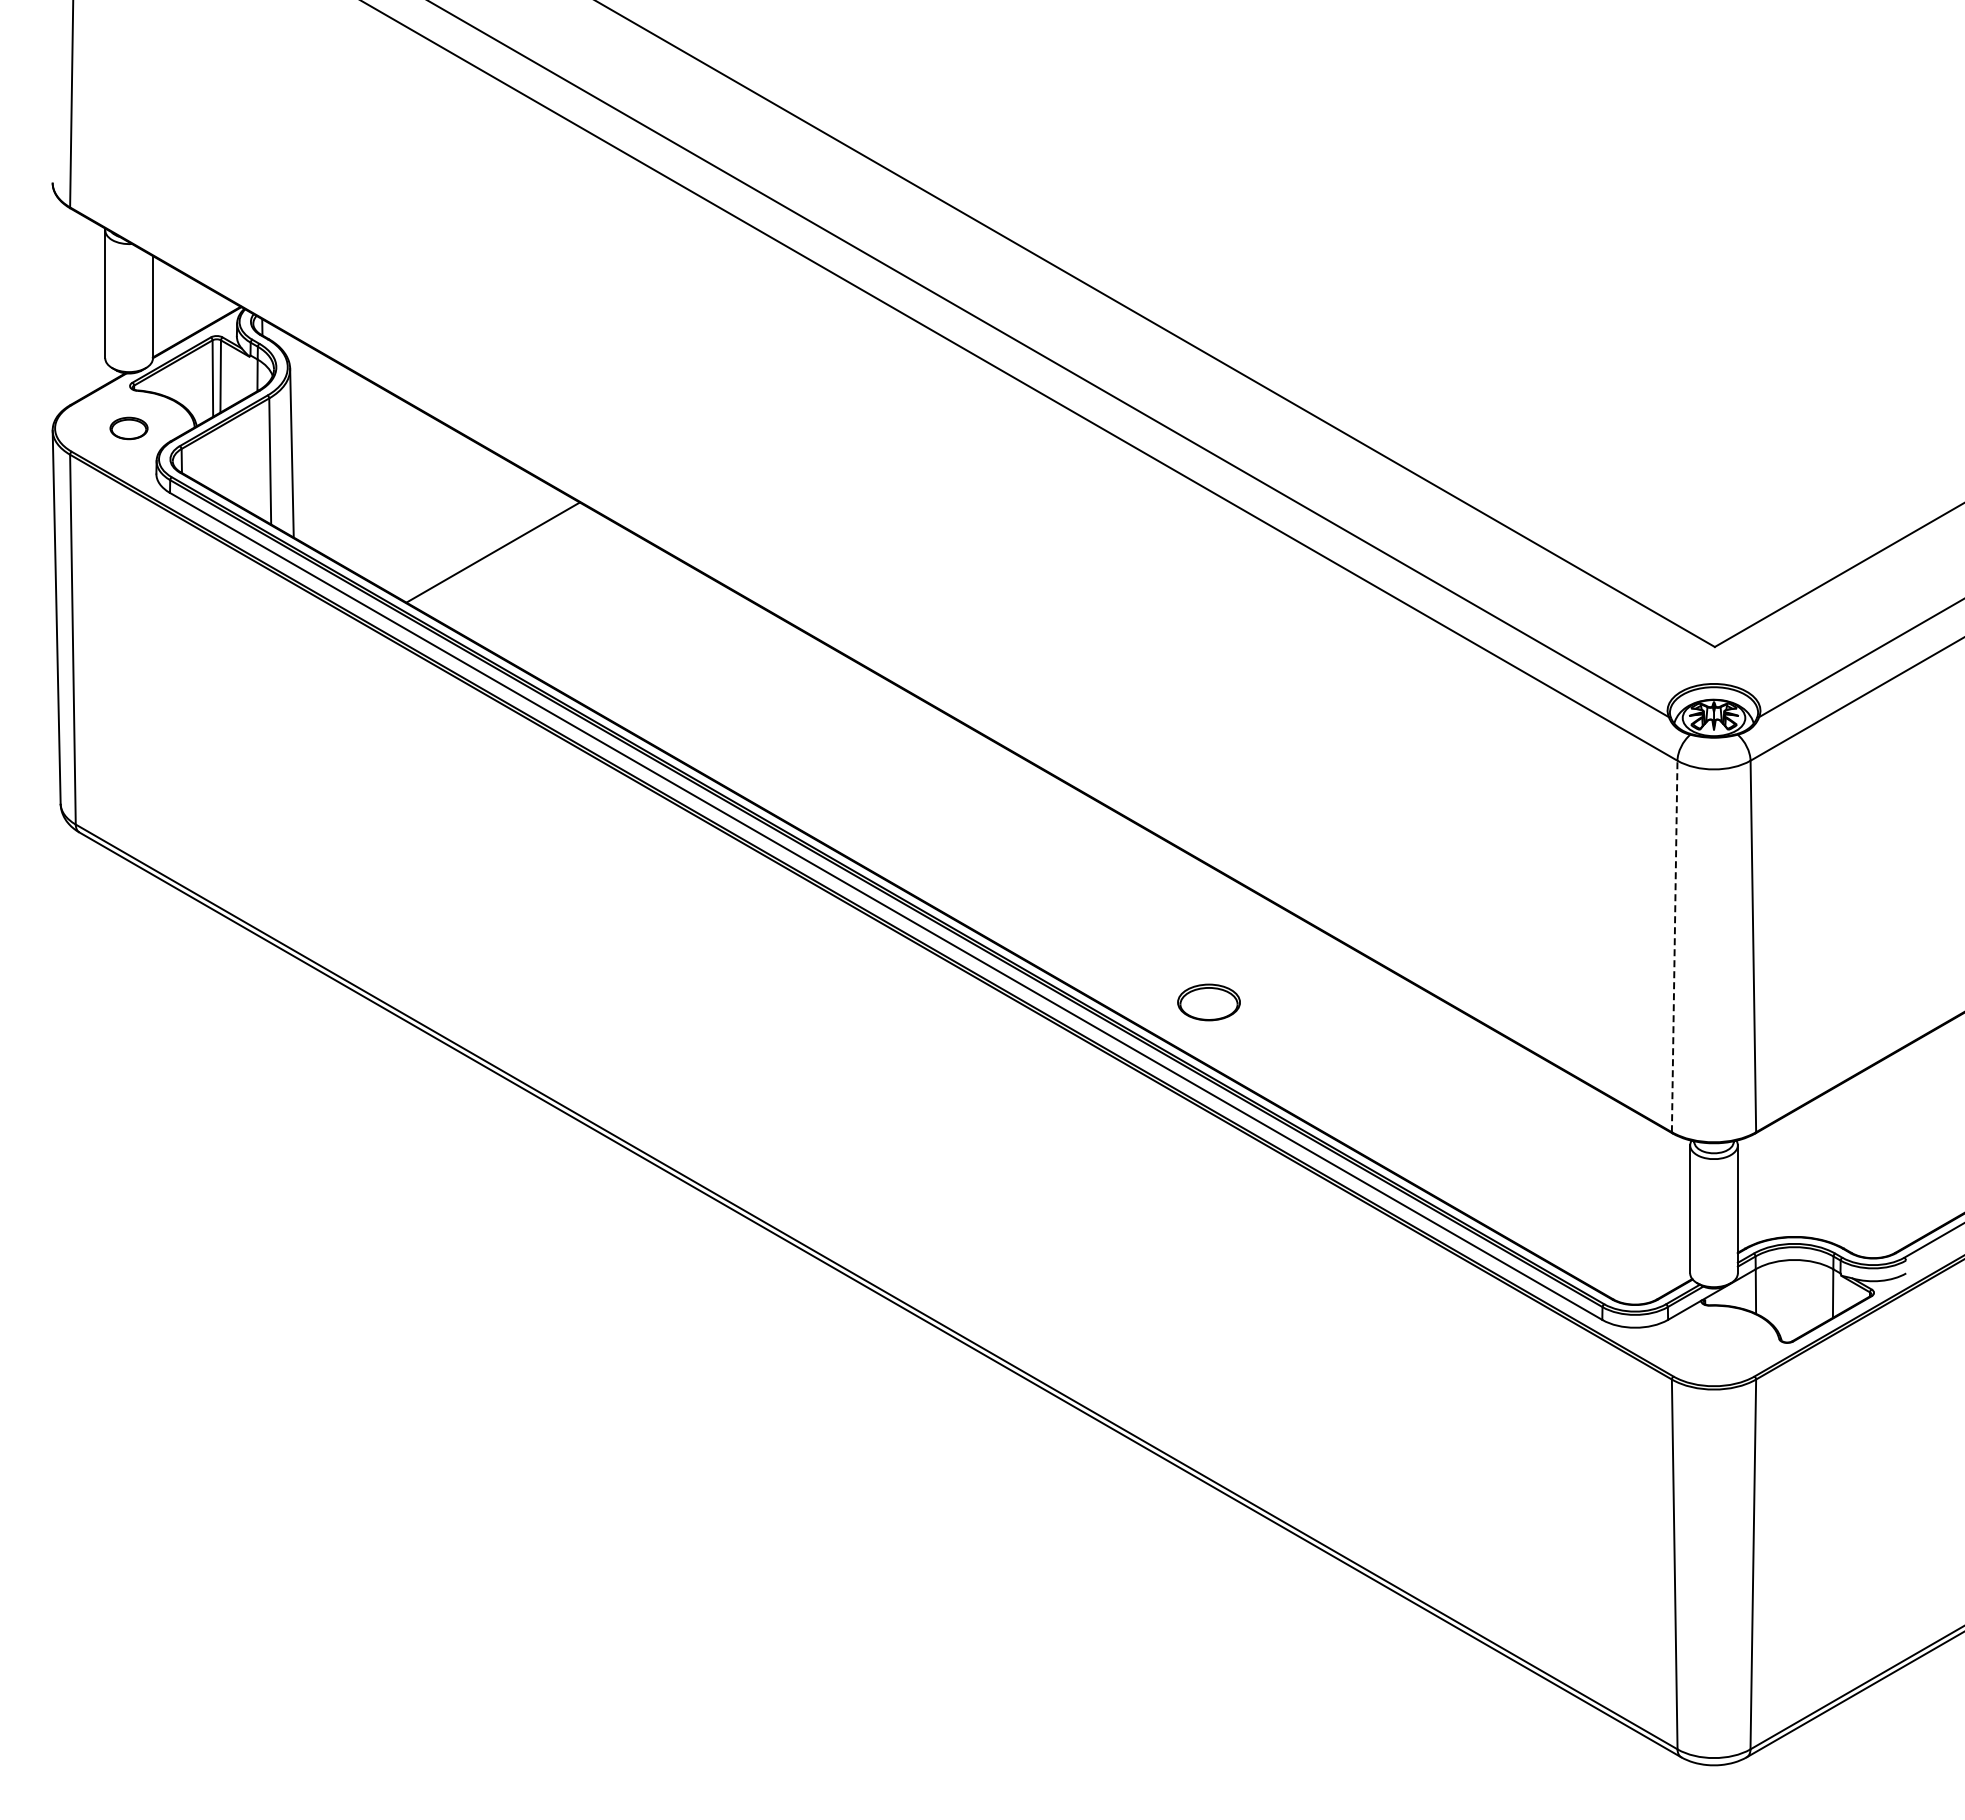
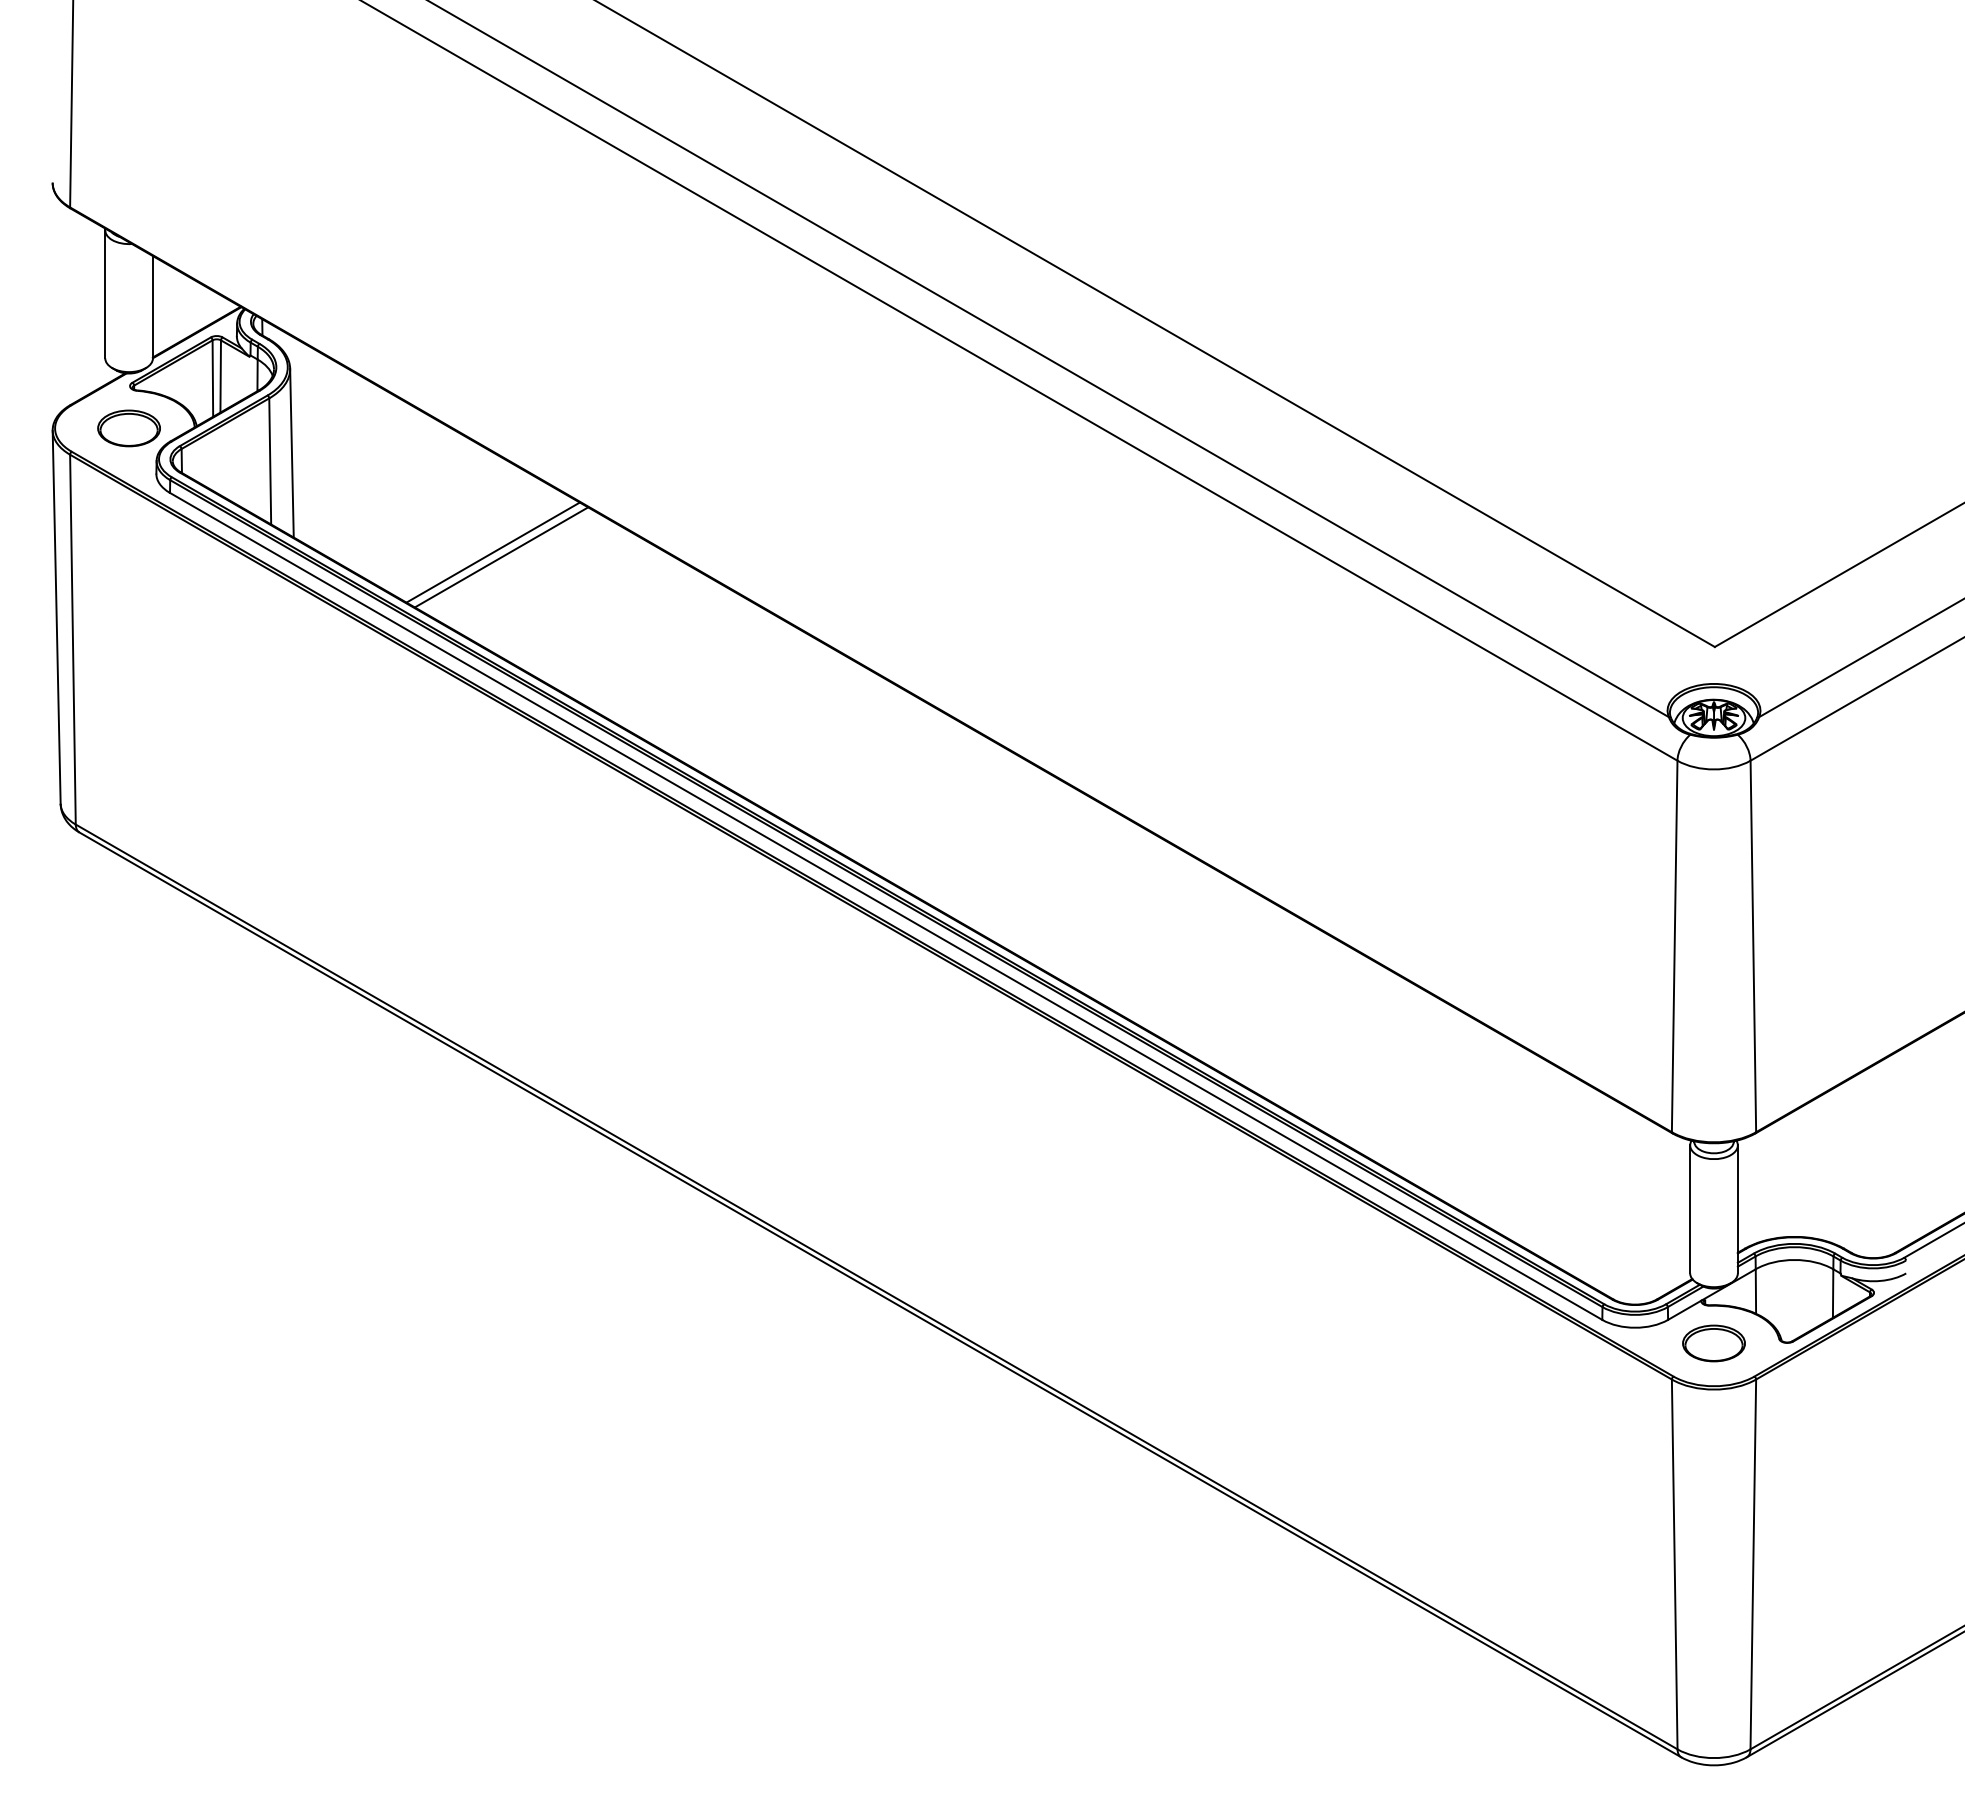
part size: 40x25 px -> 64x39 px (128, 428)
line: none -> present (501, 557)
line: dashed -> solid (1674, 946)
part position: (1208, 1002) -> (1713, 1343) (1713, 1343)
